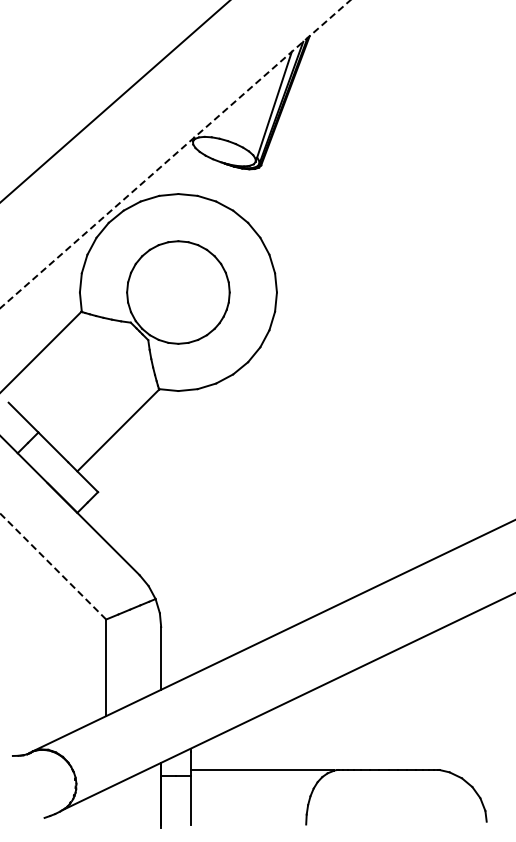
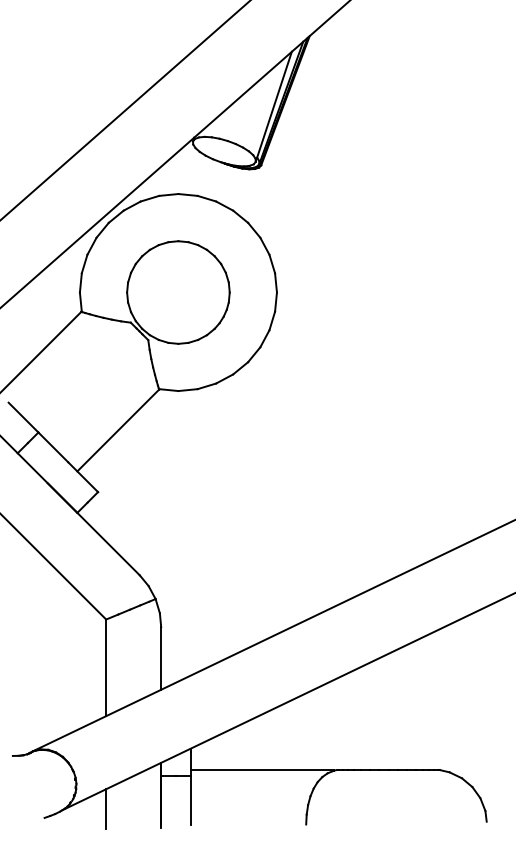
line position: (114, 101) -> (125, 110) (125, 110)
line: dashed -> solid (175, 154)
line: dashed -> solid (53, 566)
line: none -> present (106, 808)
